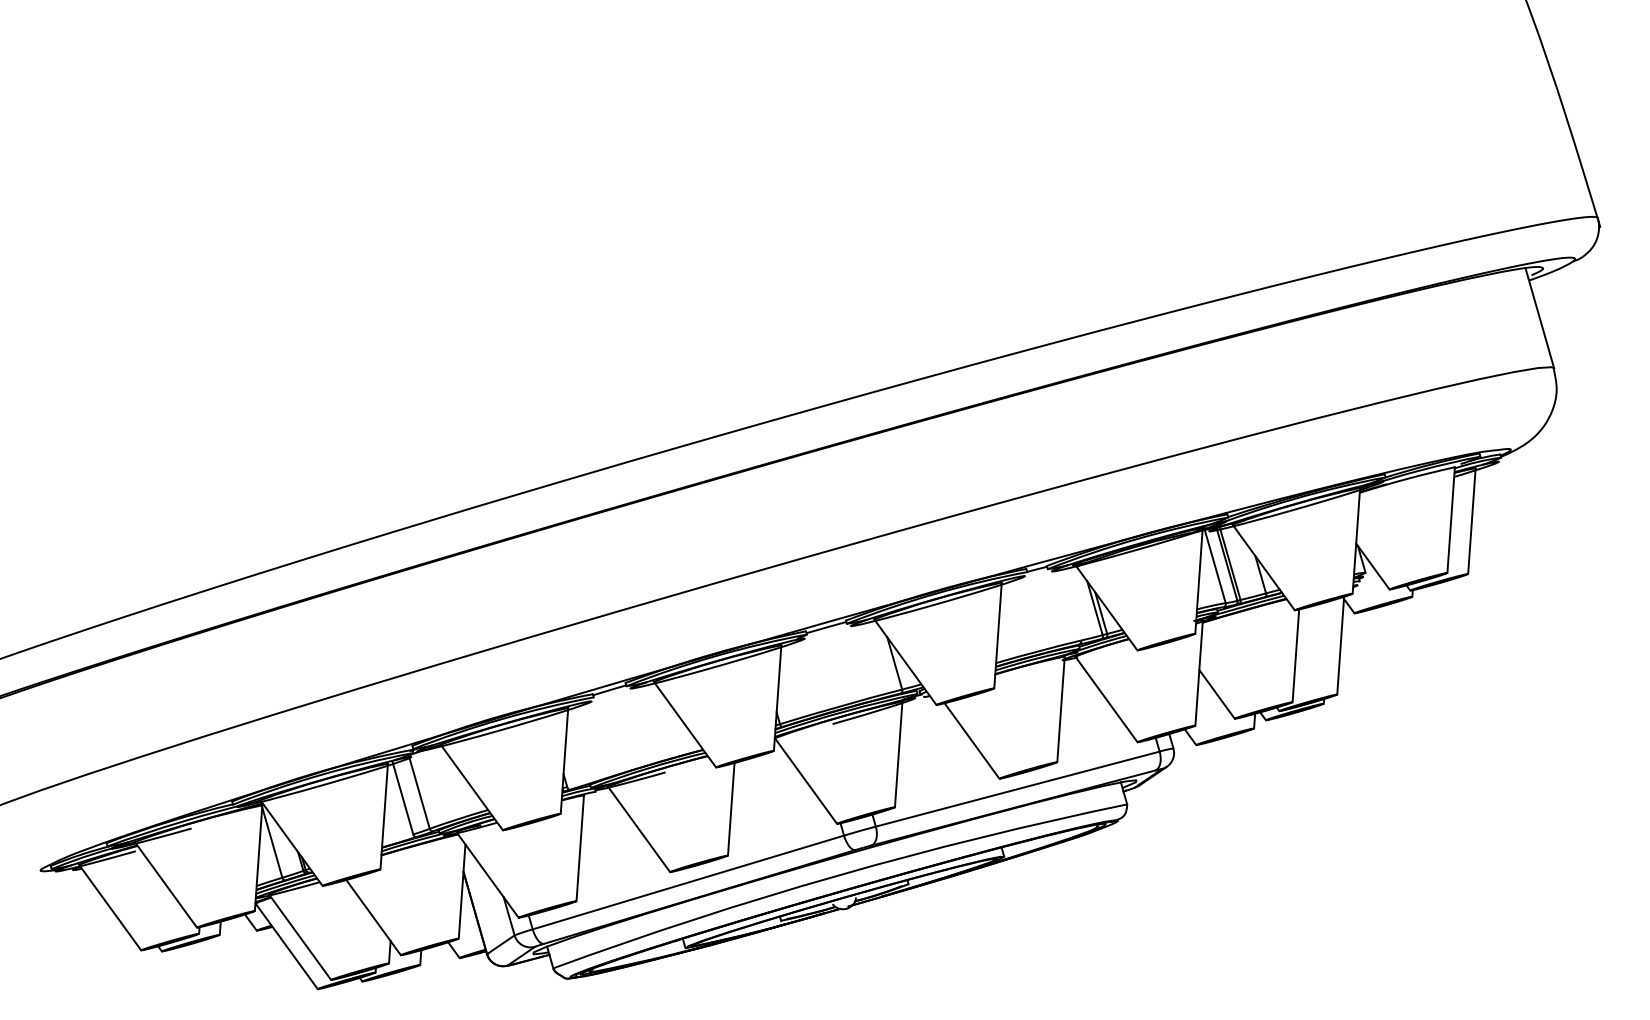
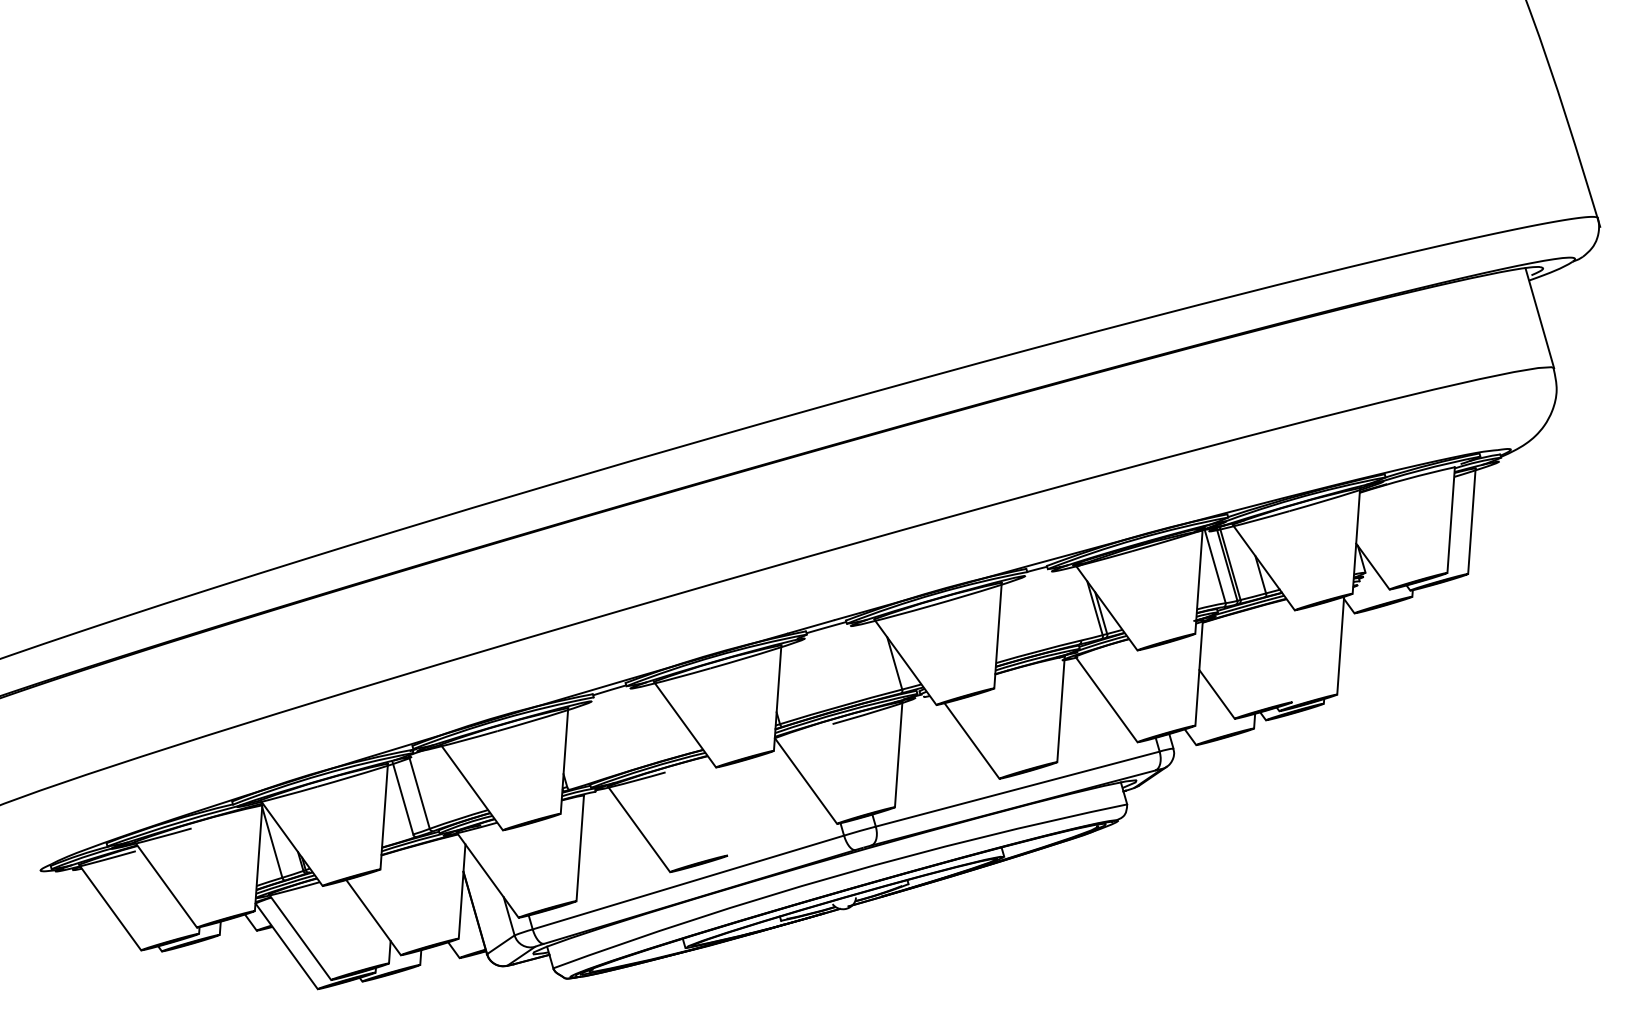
line: present -> none (1295, 655)
line: present -> none (731, 809)
